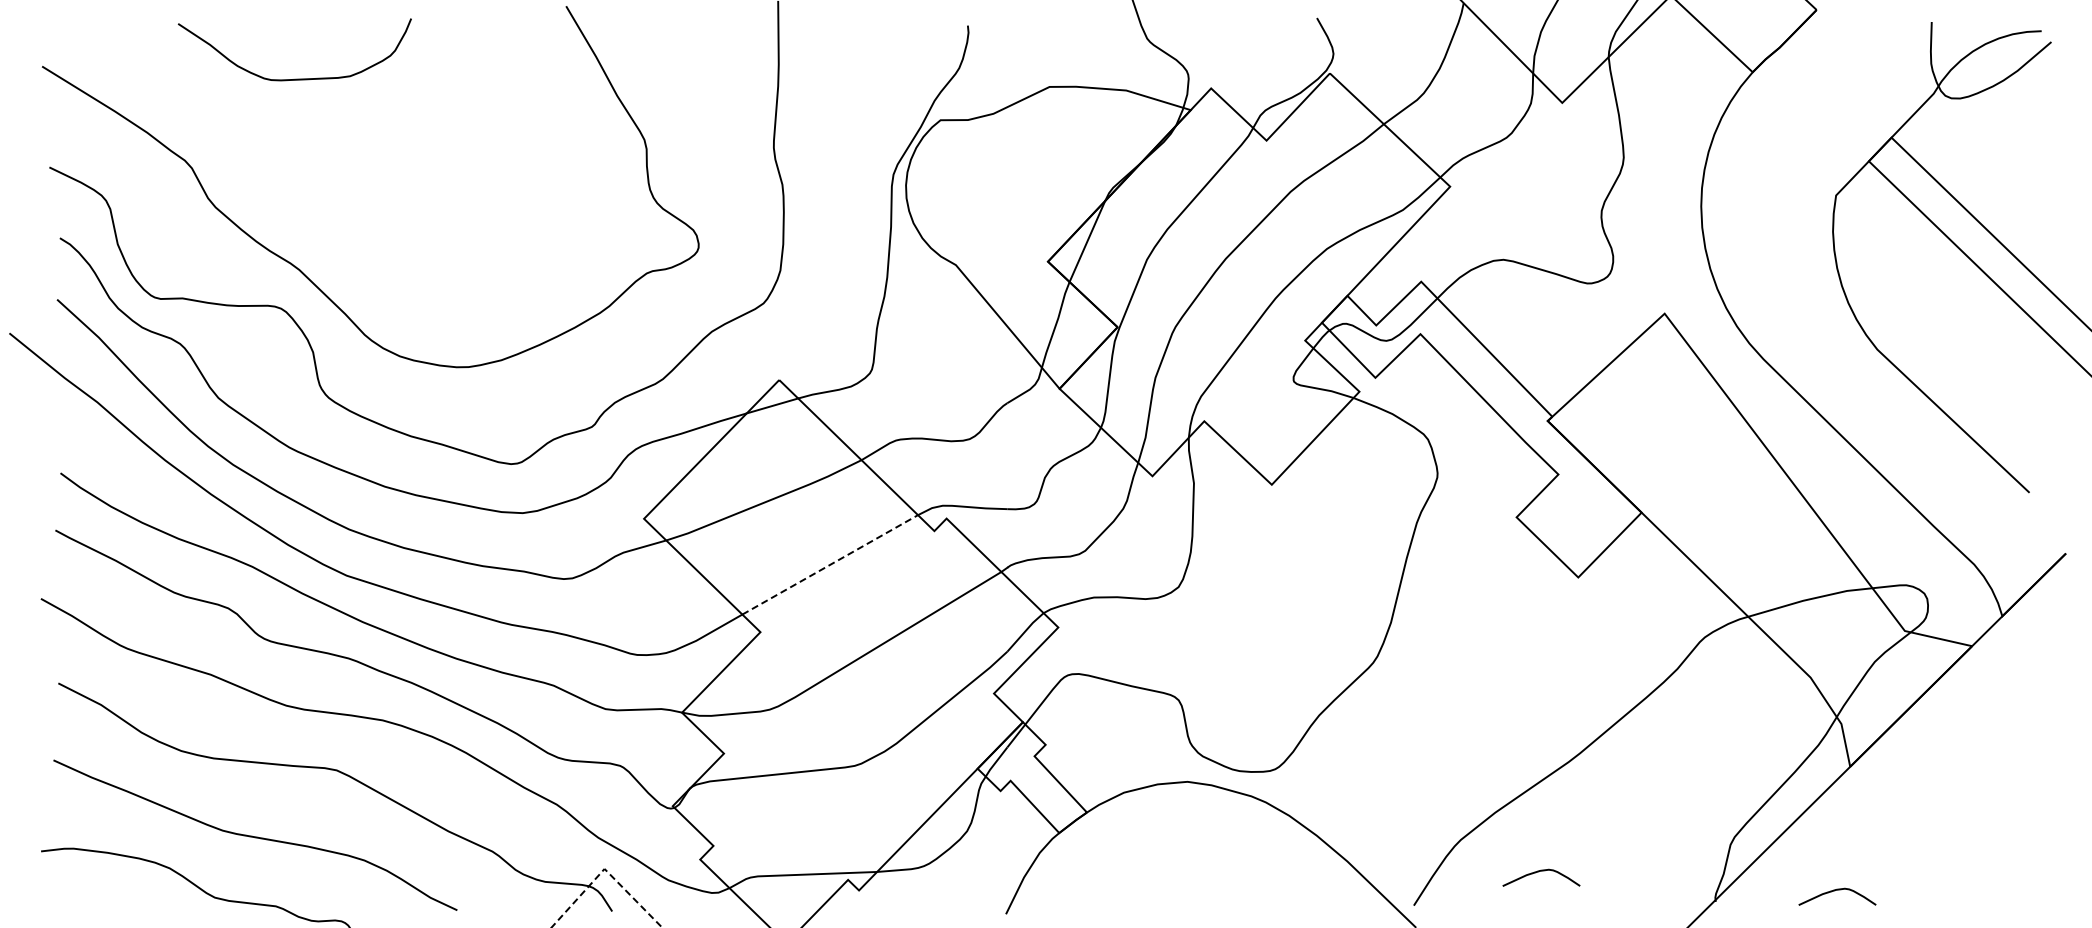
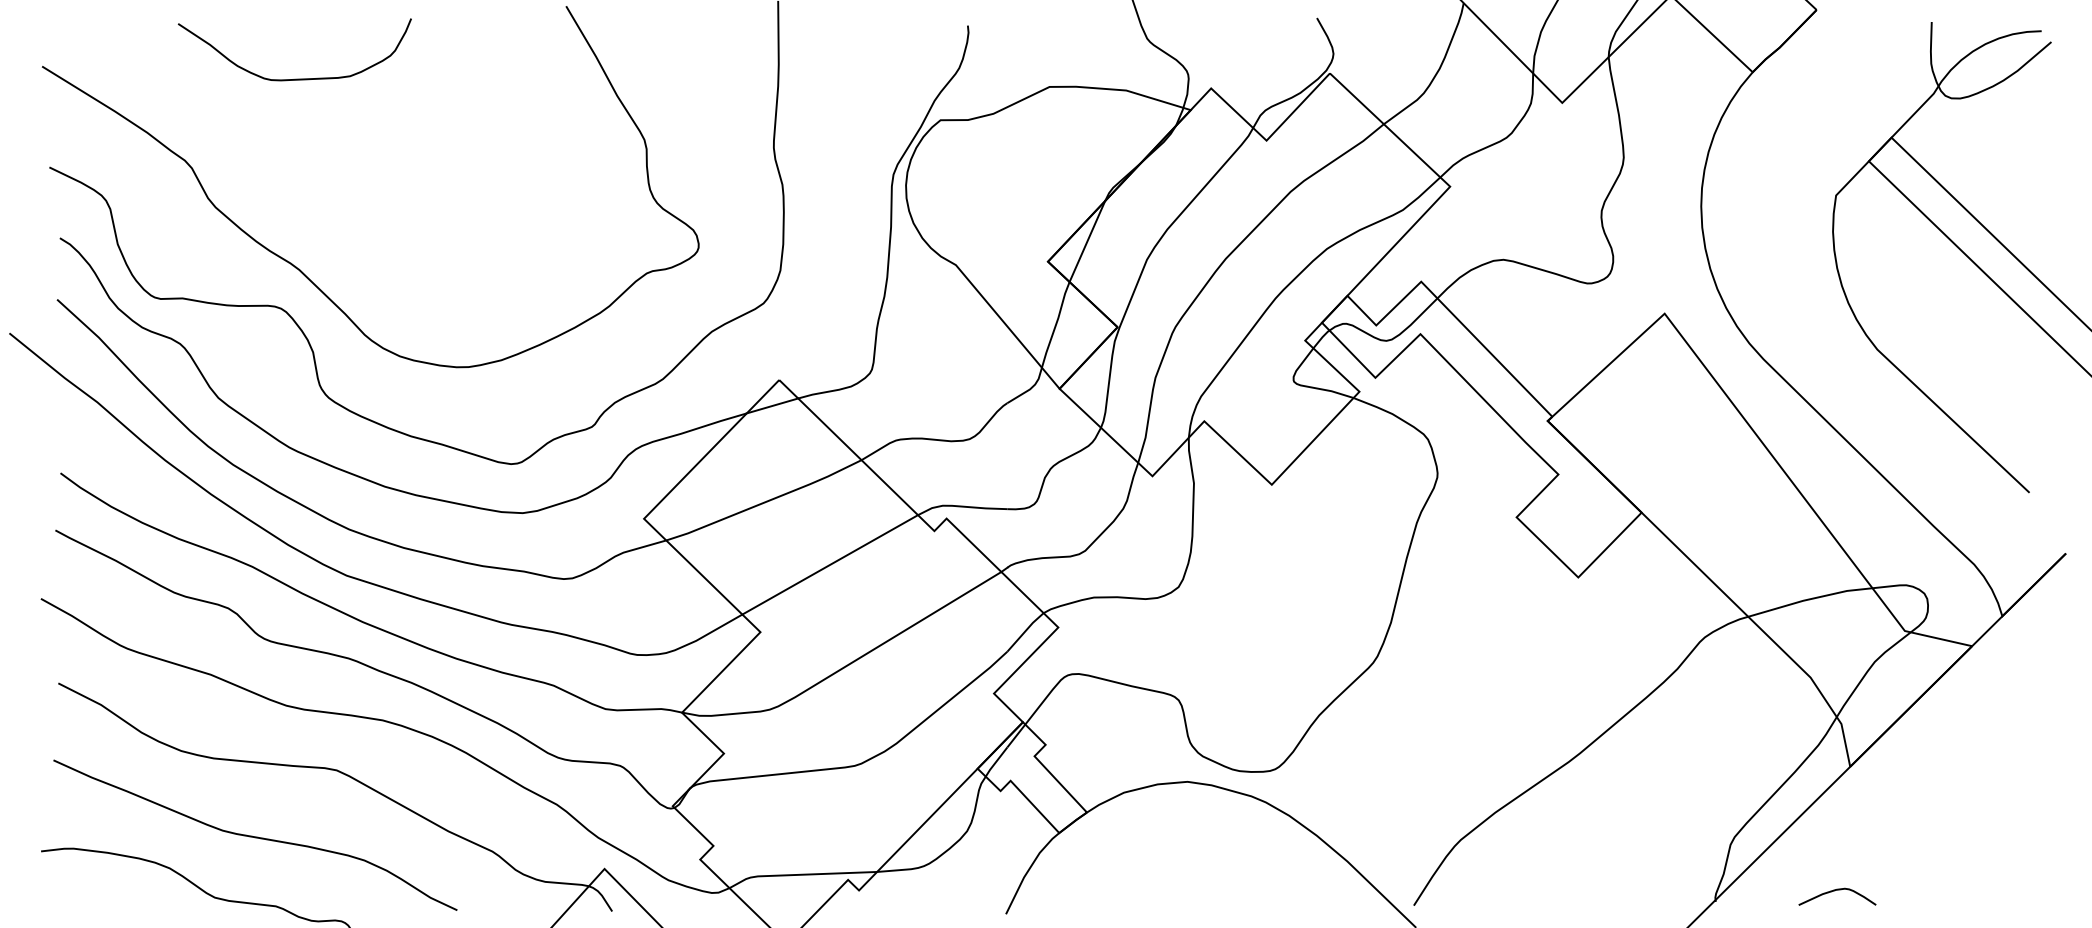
line: dashed -> solid (830, 564)
line: dashed -> solid (605, 869)
curve: present -> none (1538, 872)
